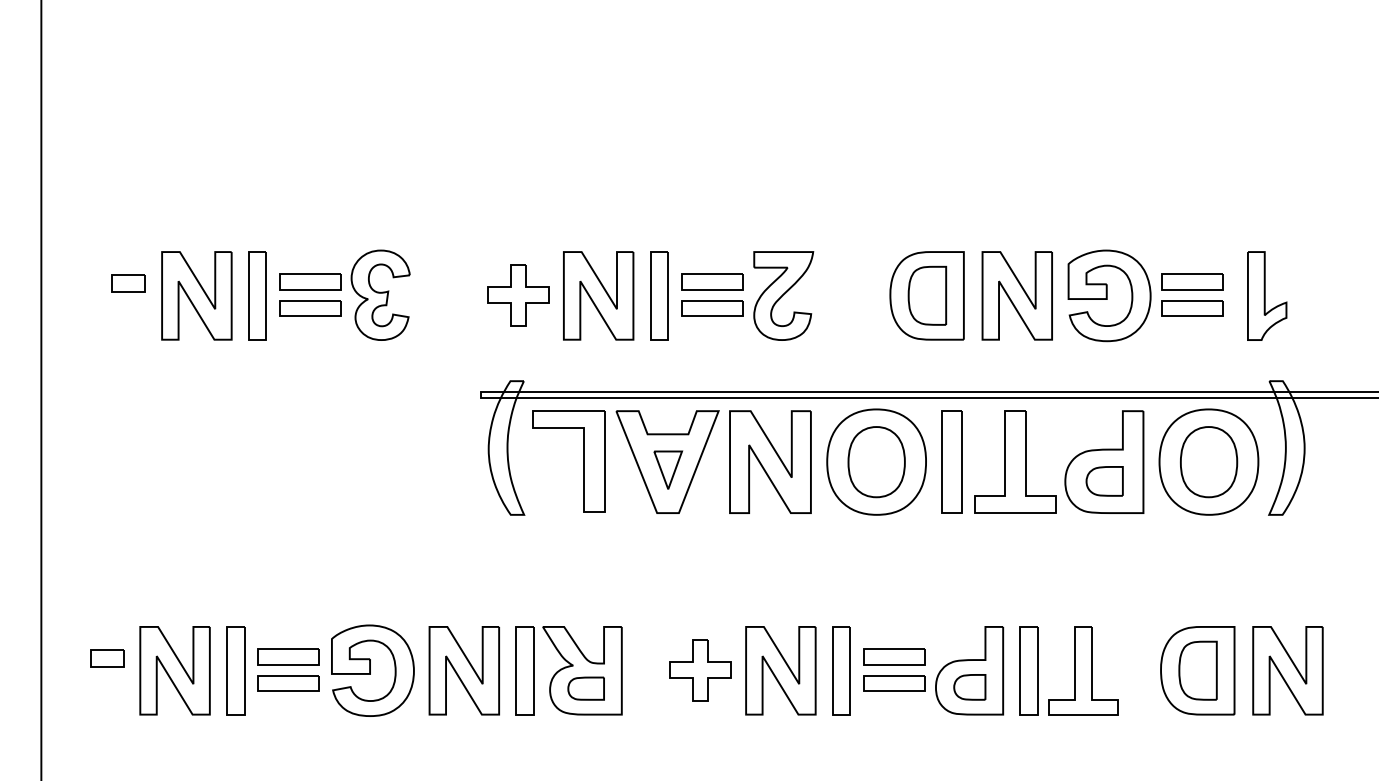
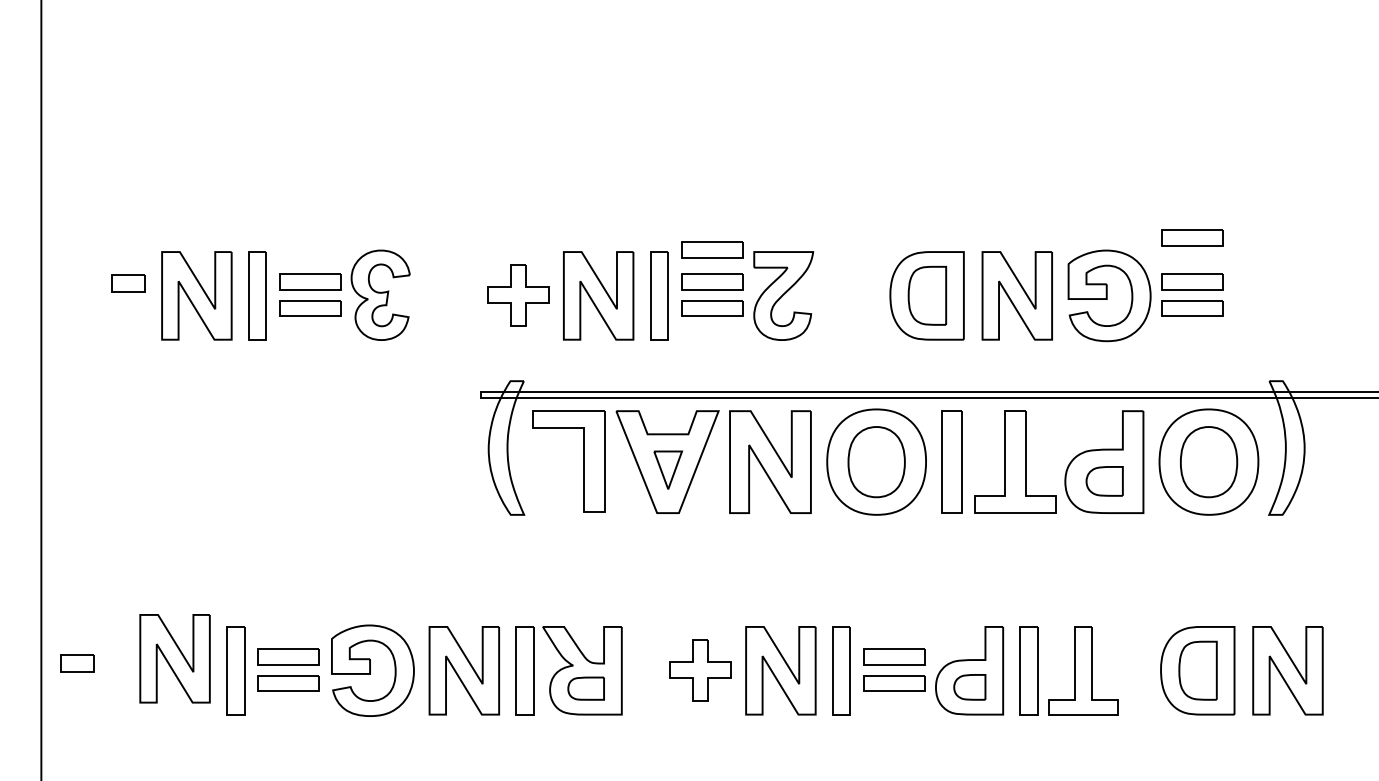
part: none -> present (1192, 237)
part: none -> present (712, 249)
part: present -> none (1267, 295)
part position: (107, 658) -> (77, 663) (77, 663)
part position: (174, 670) -> (174, 658) (174, 658)
